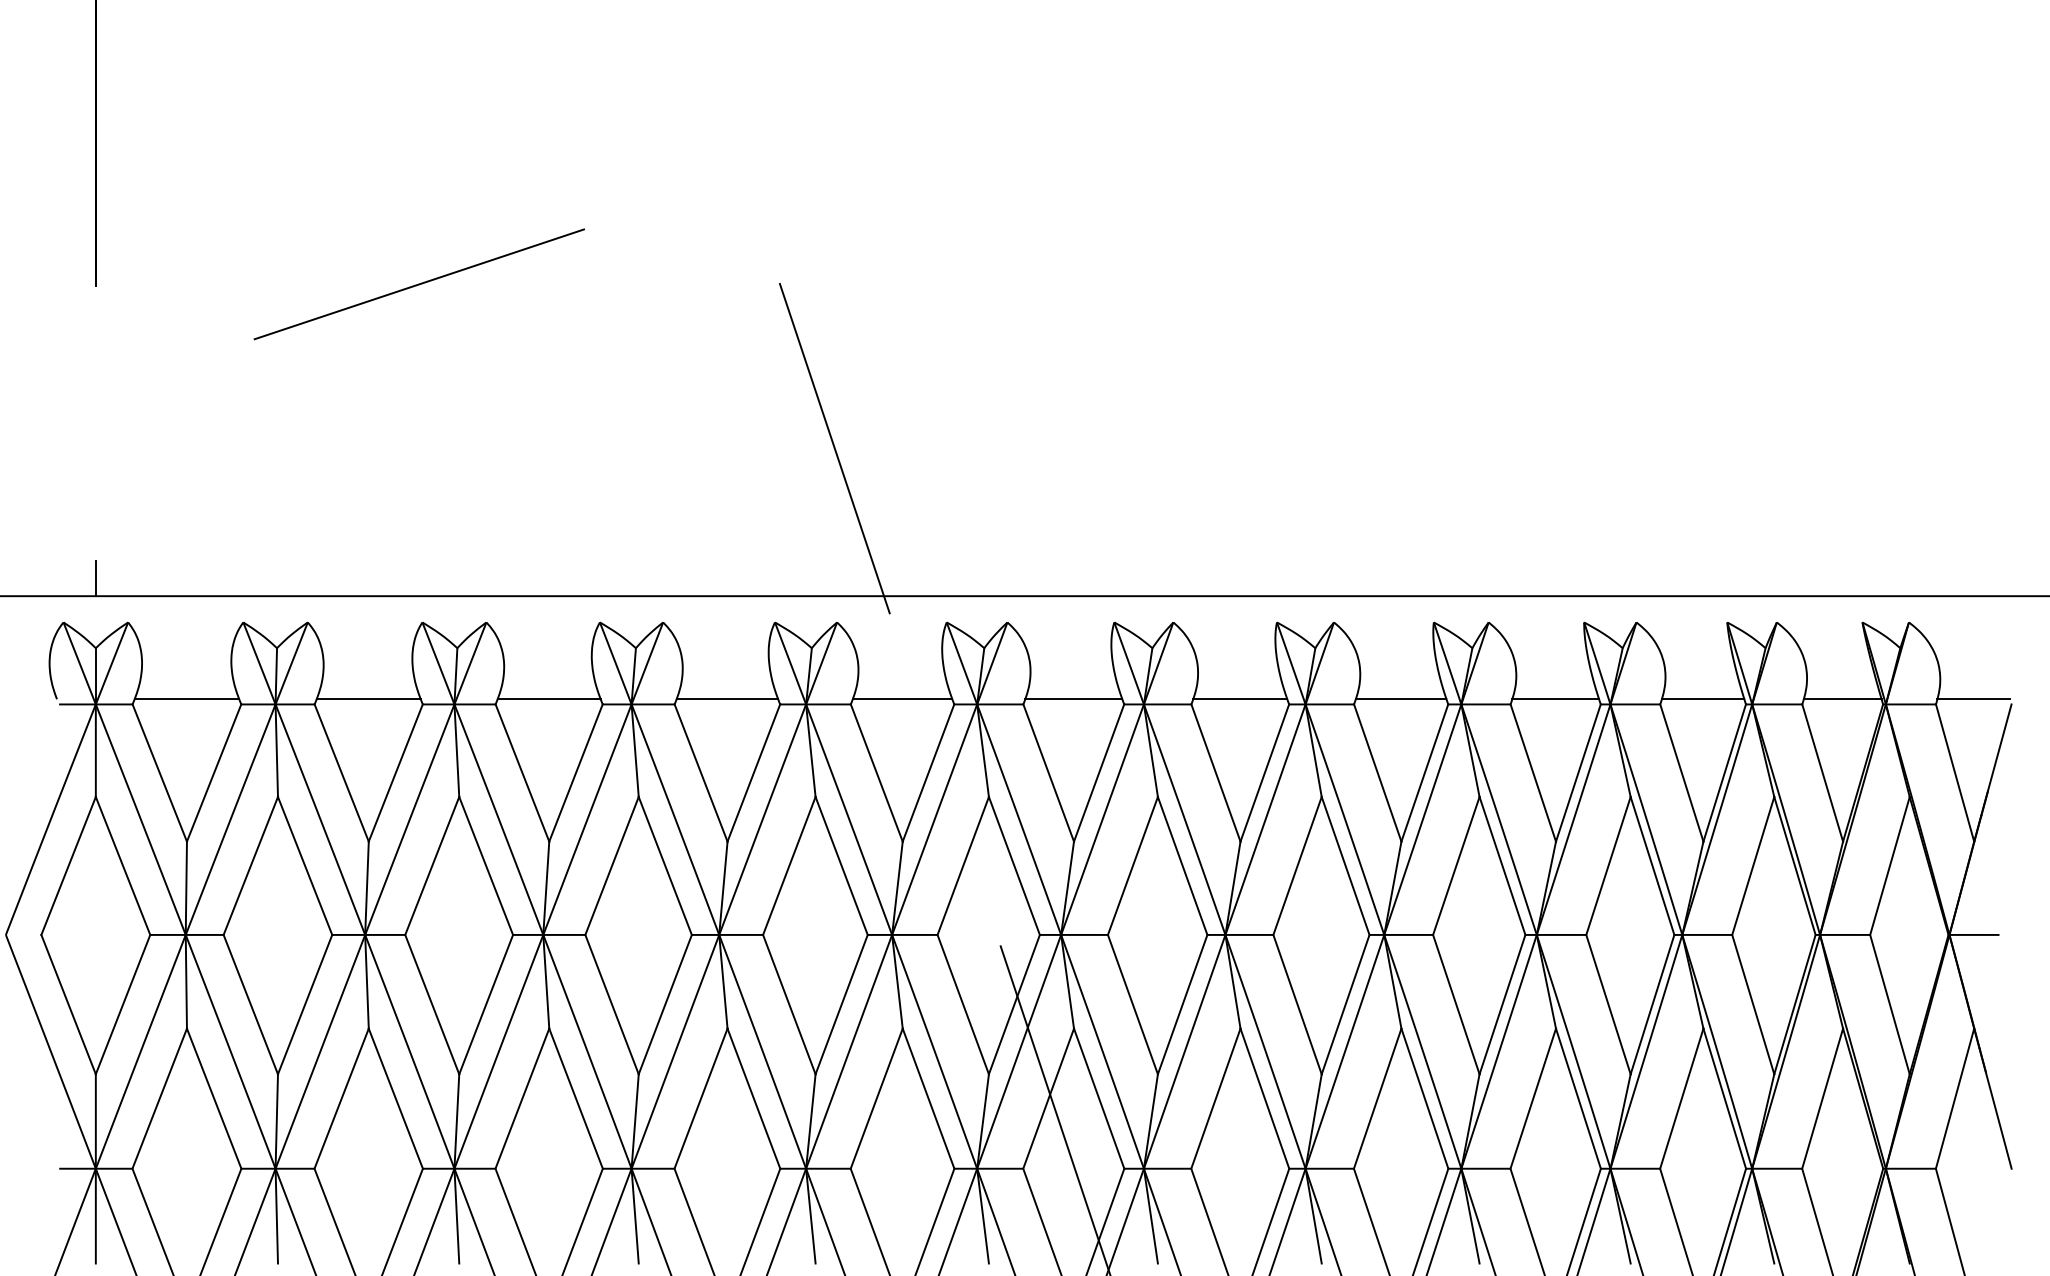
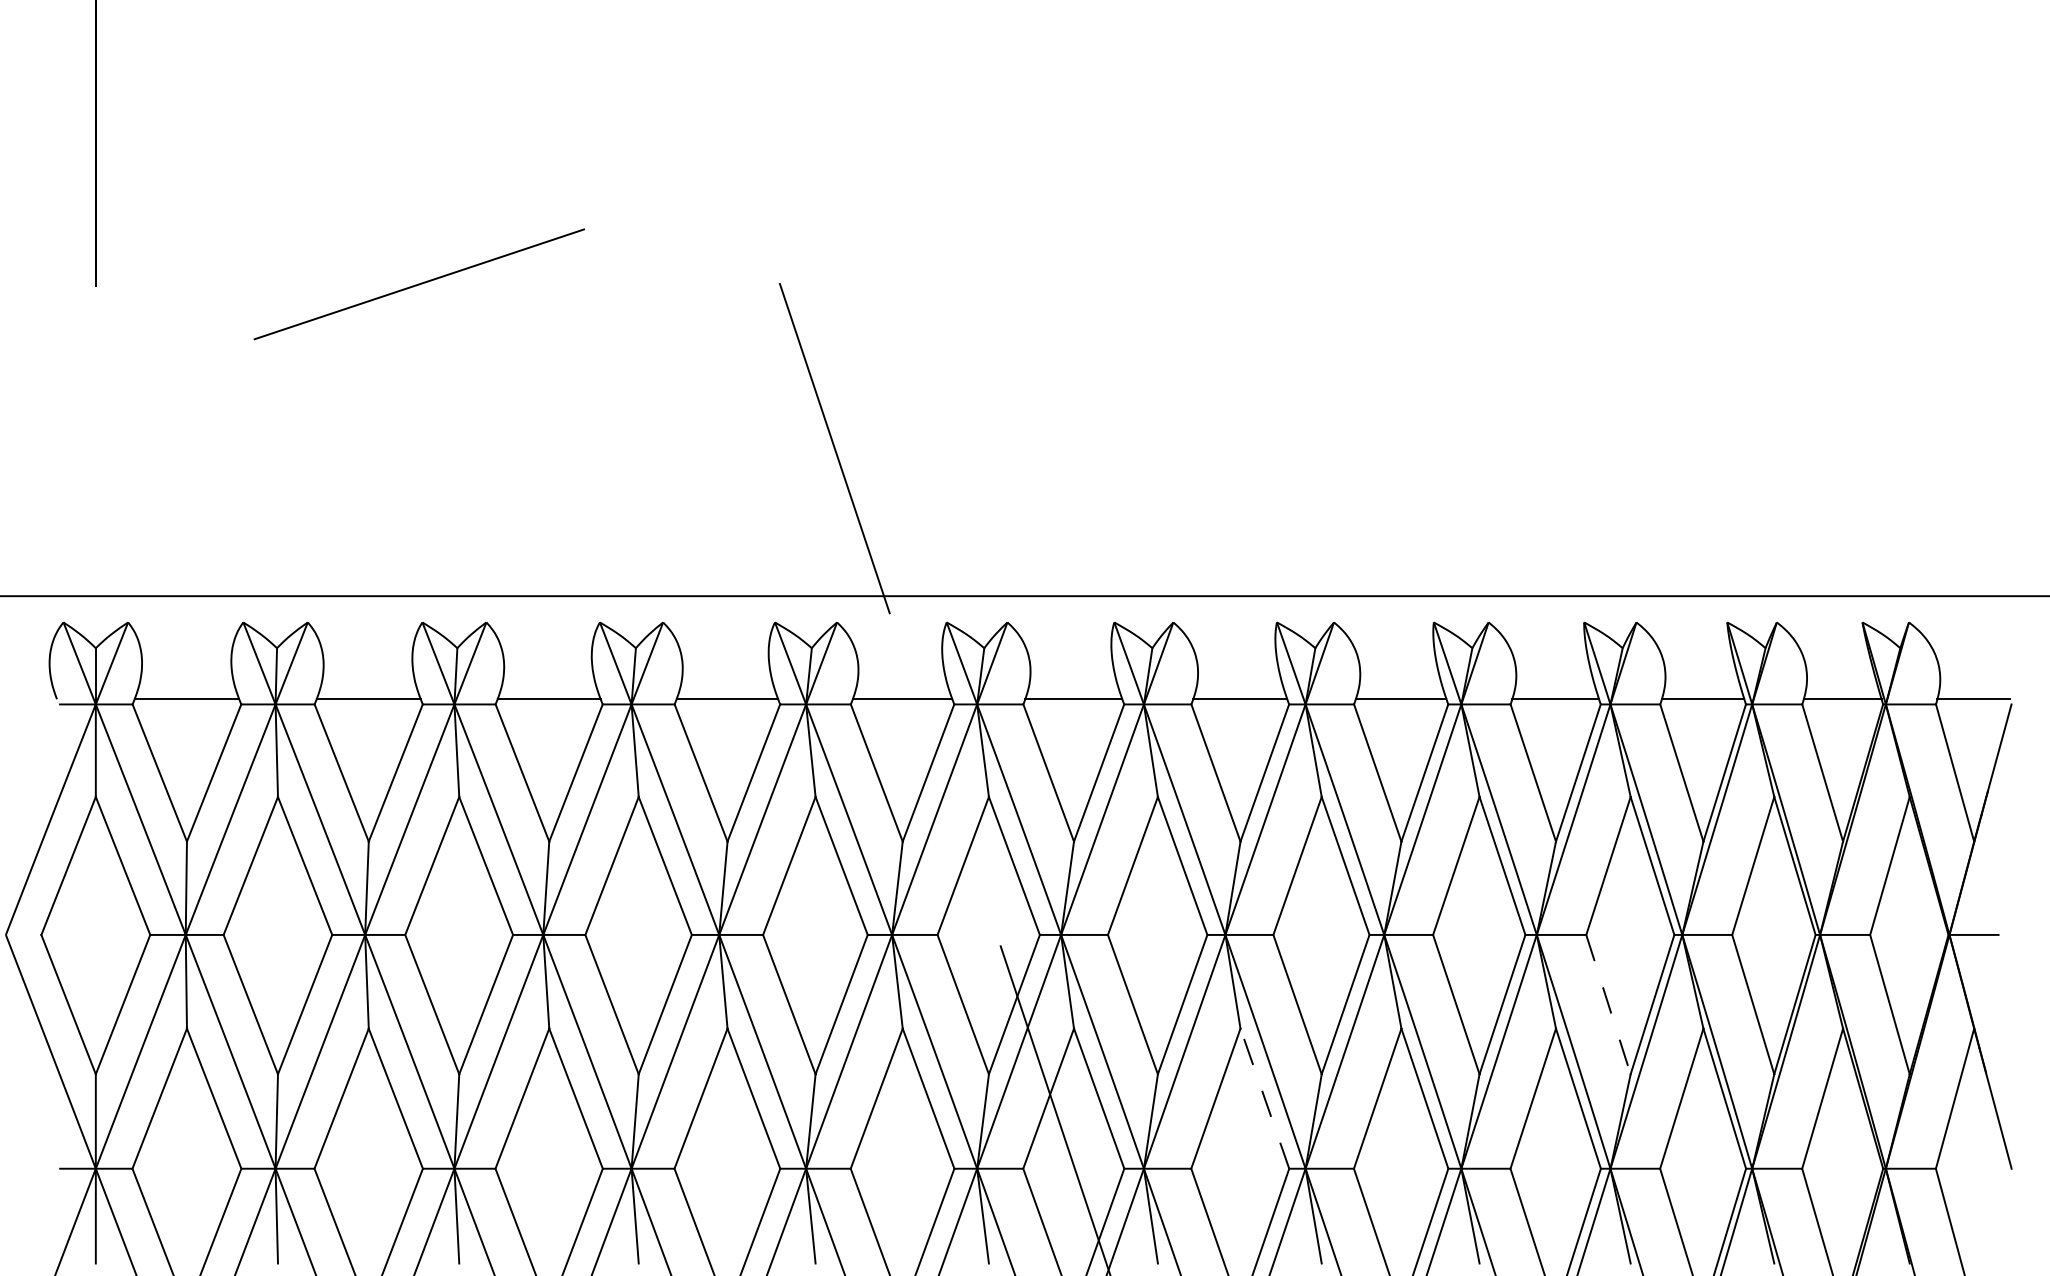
line: present -> none (95, 578)
line: solid -> dashed (1608, 1005)
line: solid -> dashed (1264, 1098)
